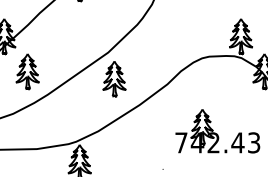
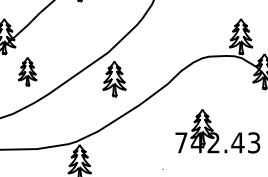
part size: 25x38 px -> 20x30 px (27, 71)
